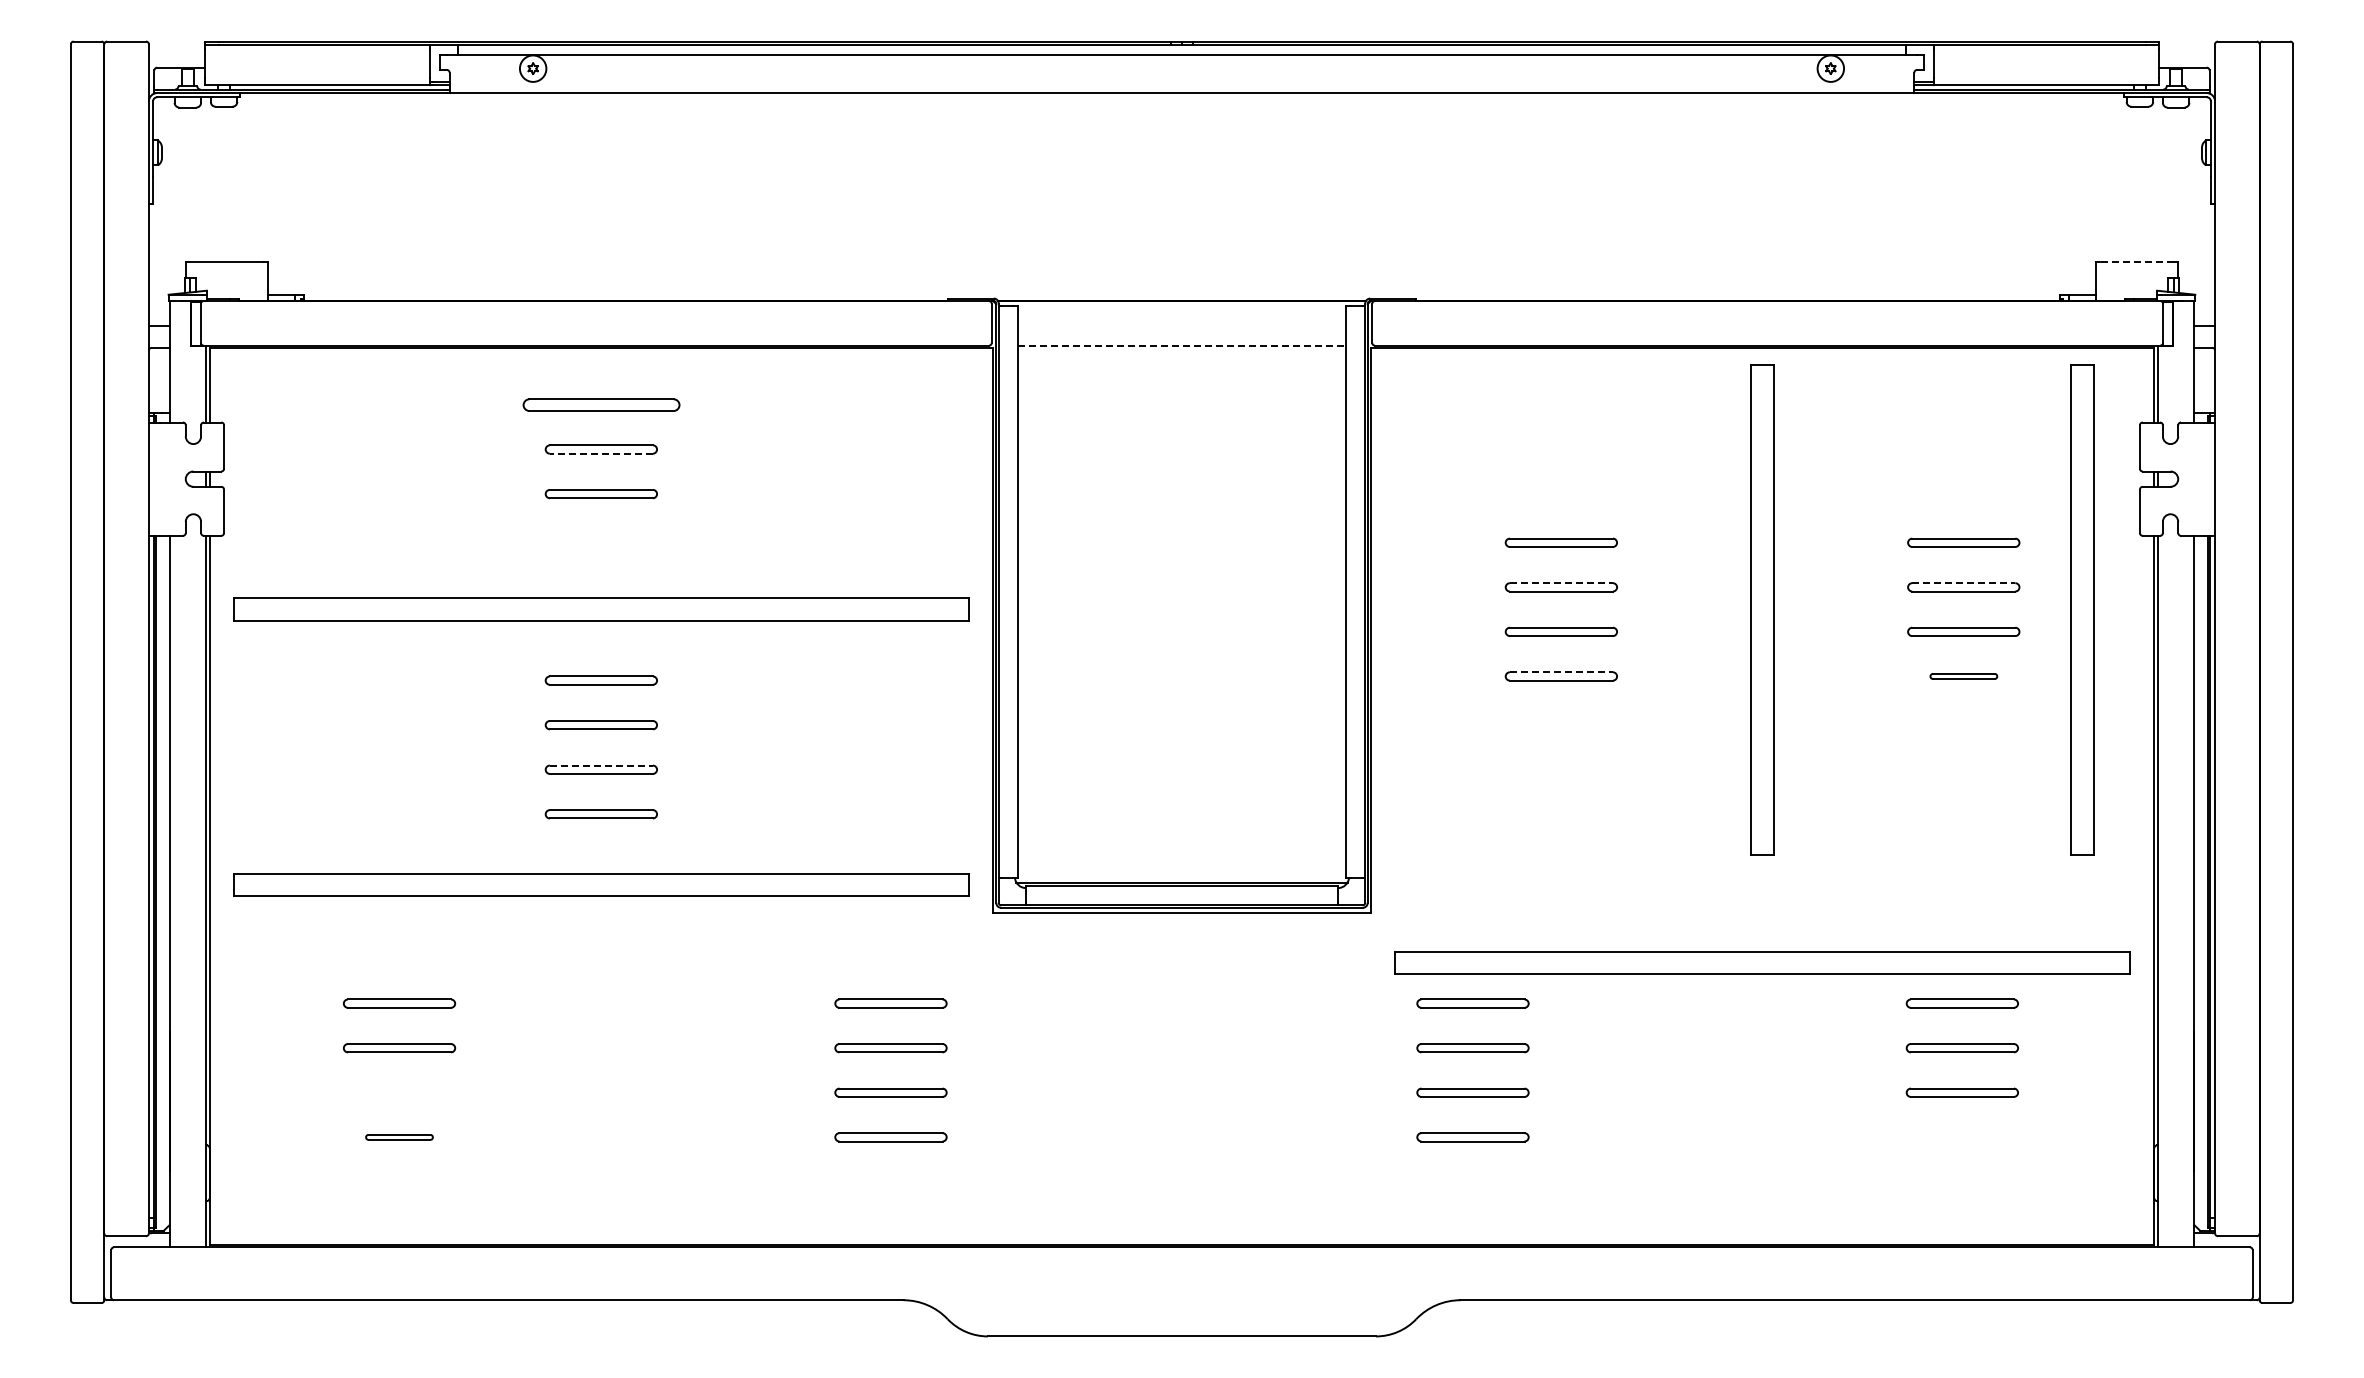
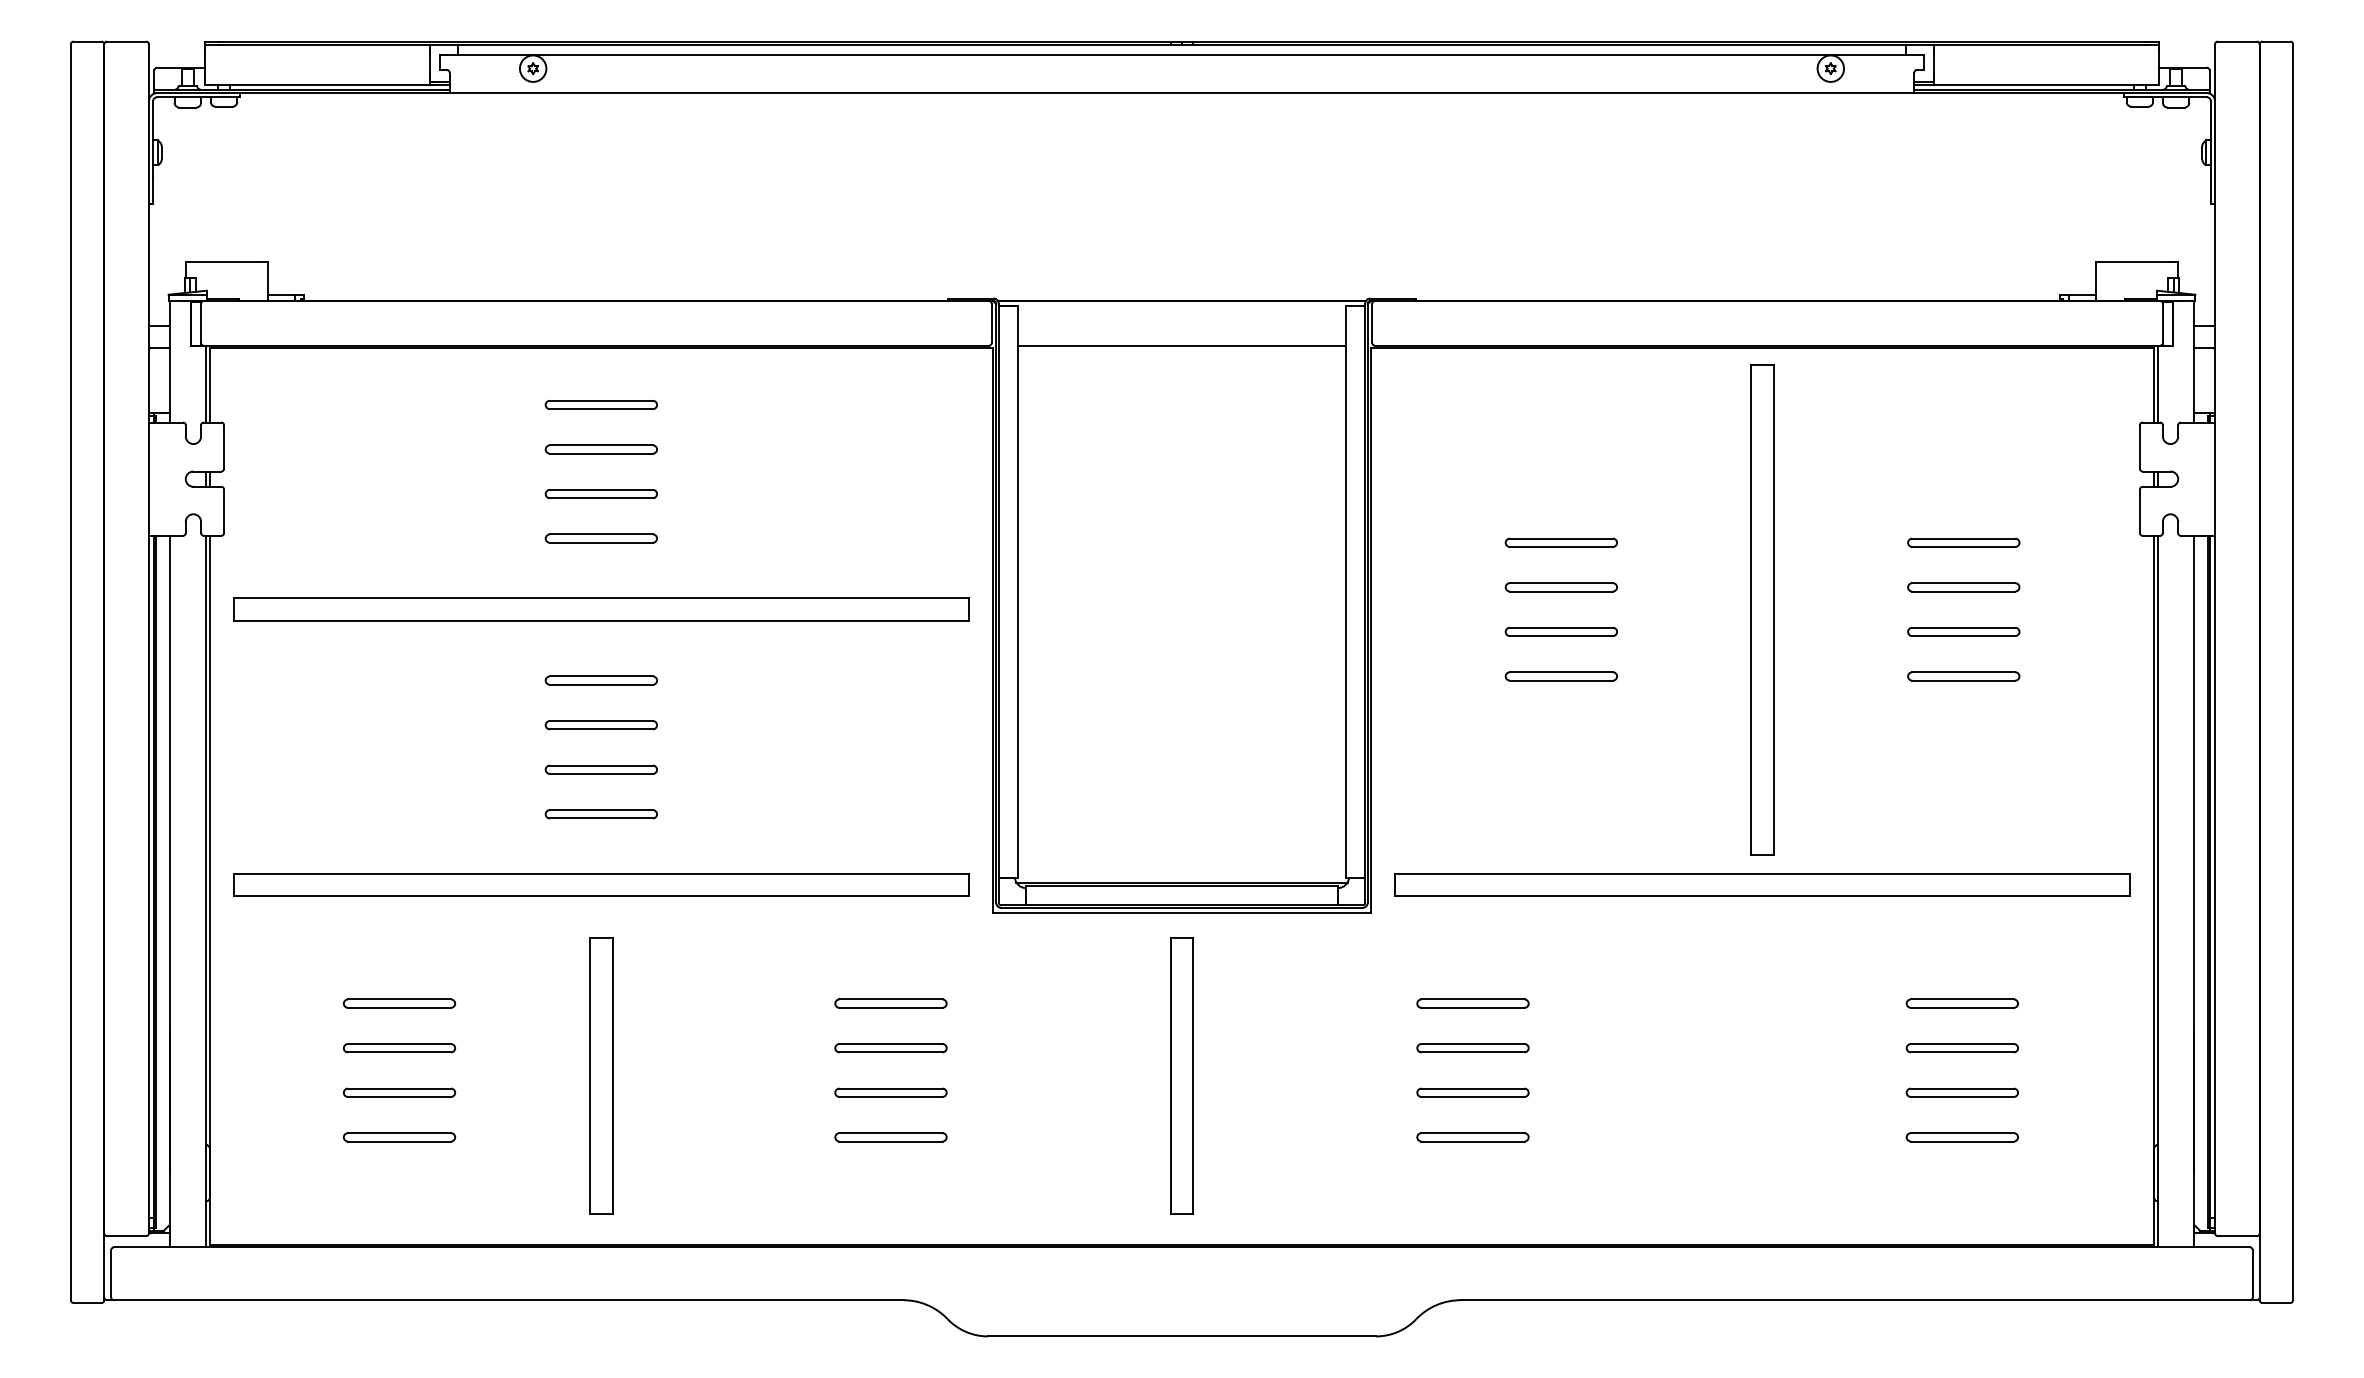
line: dashed -> solid (2137, 261)
line: dashed -> solid (1182, 345)
part size: 159x14 px -> 114x11 px (600, 404)
line: dashed -> solid (601, 453)
part: none -> present (600, 538)
line: dashed -> solid (1561, 583)
line: dashed -> solid (1963, 583)
part: present -> none (2082, 609)
line: dashed -> solid (1561, 672)
part size: 70x7 px -> 114x11 px (1963, 676)
line: dashed -> solid (601, 765)
part position: (1762, 962) -> (1762, 884) (1762, 884)
part: none -> present (601, 1075)
part: none -> present (1181, 1075)
part: none -> present (399, 1092)
part size: 69x7 px -> 115x11 px (399, 1137)
part: none -> present (1961, 1137)
